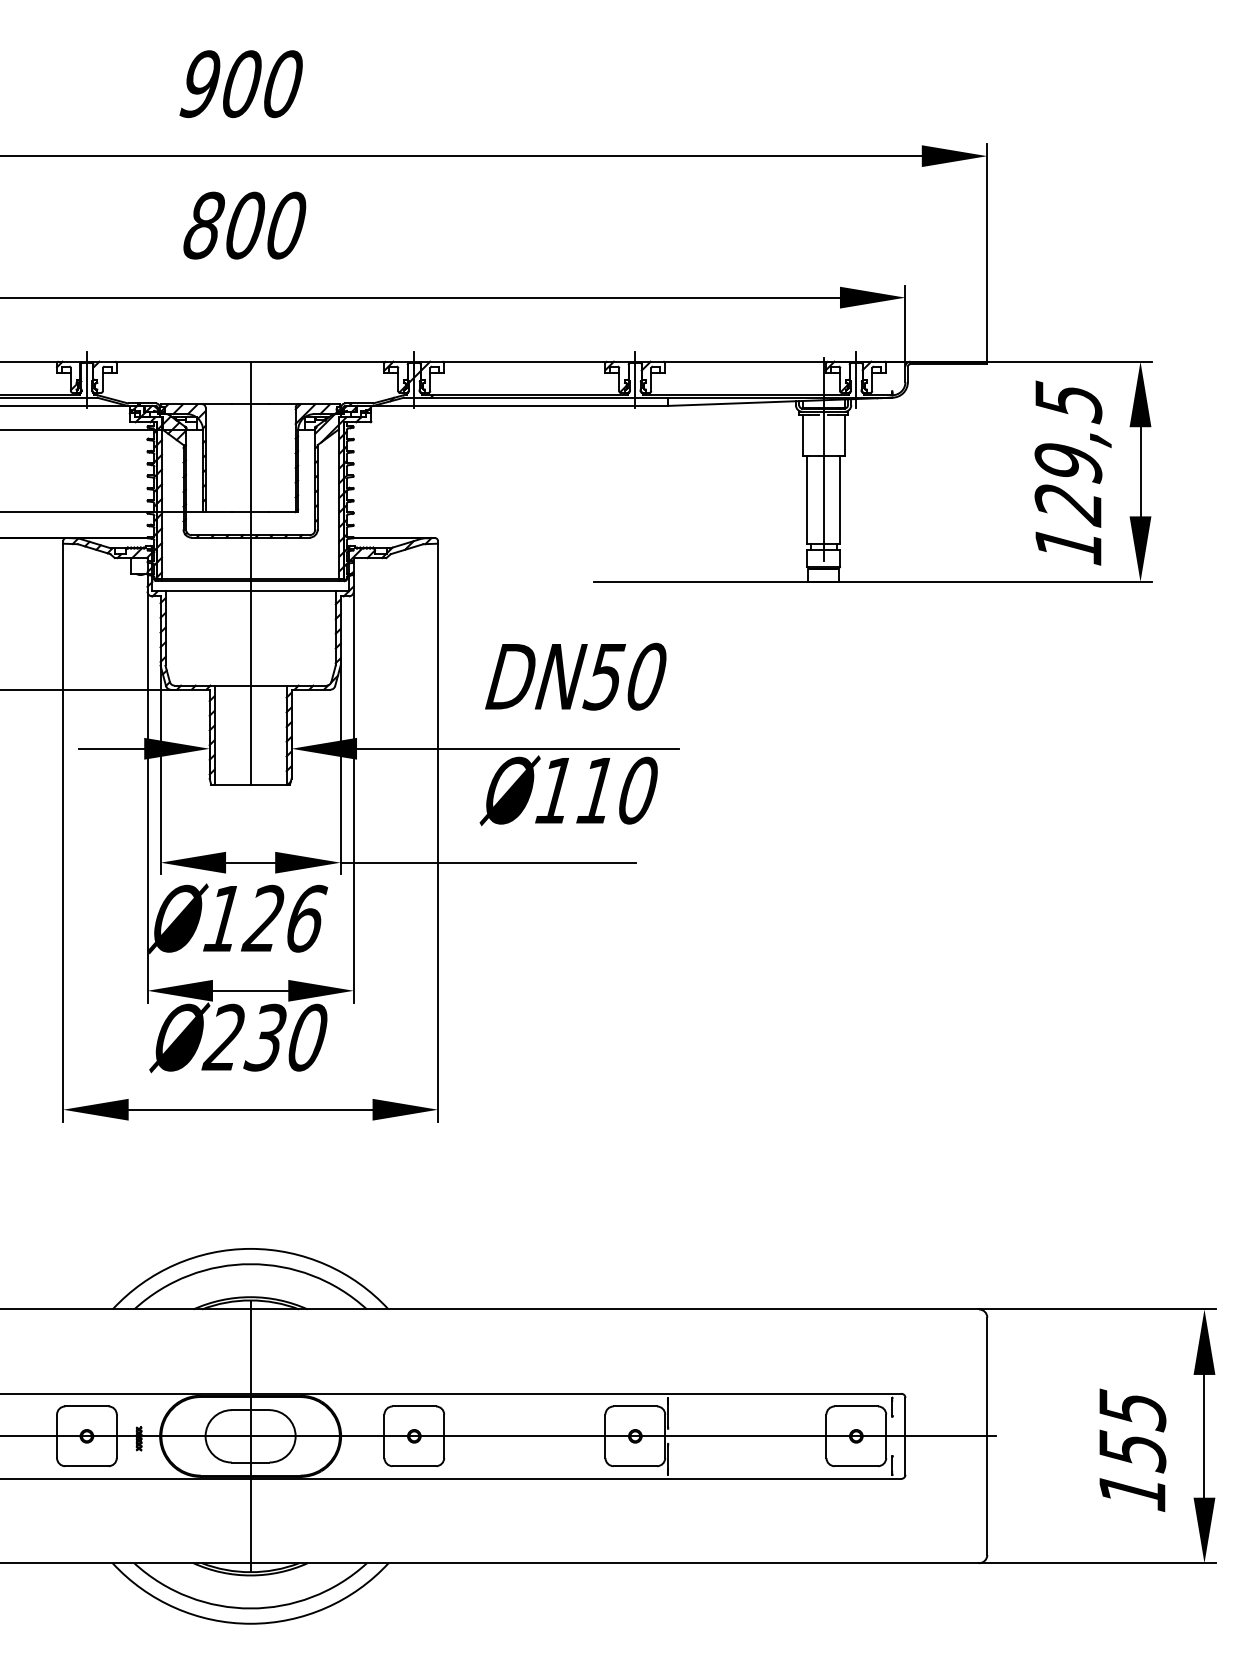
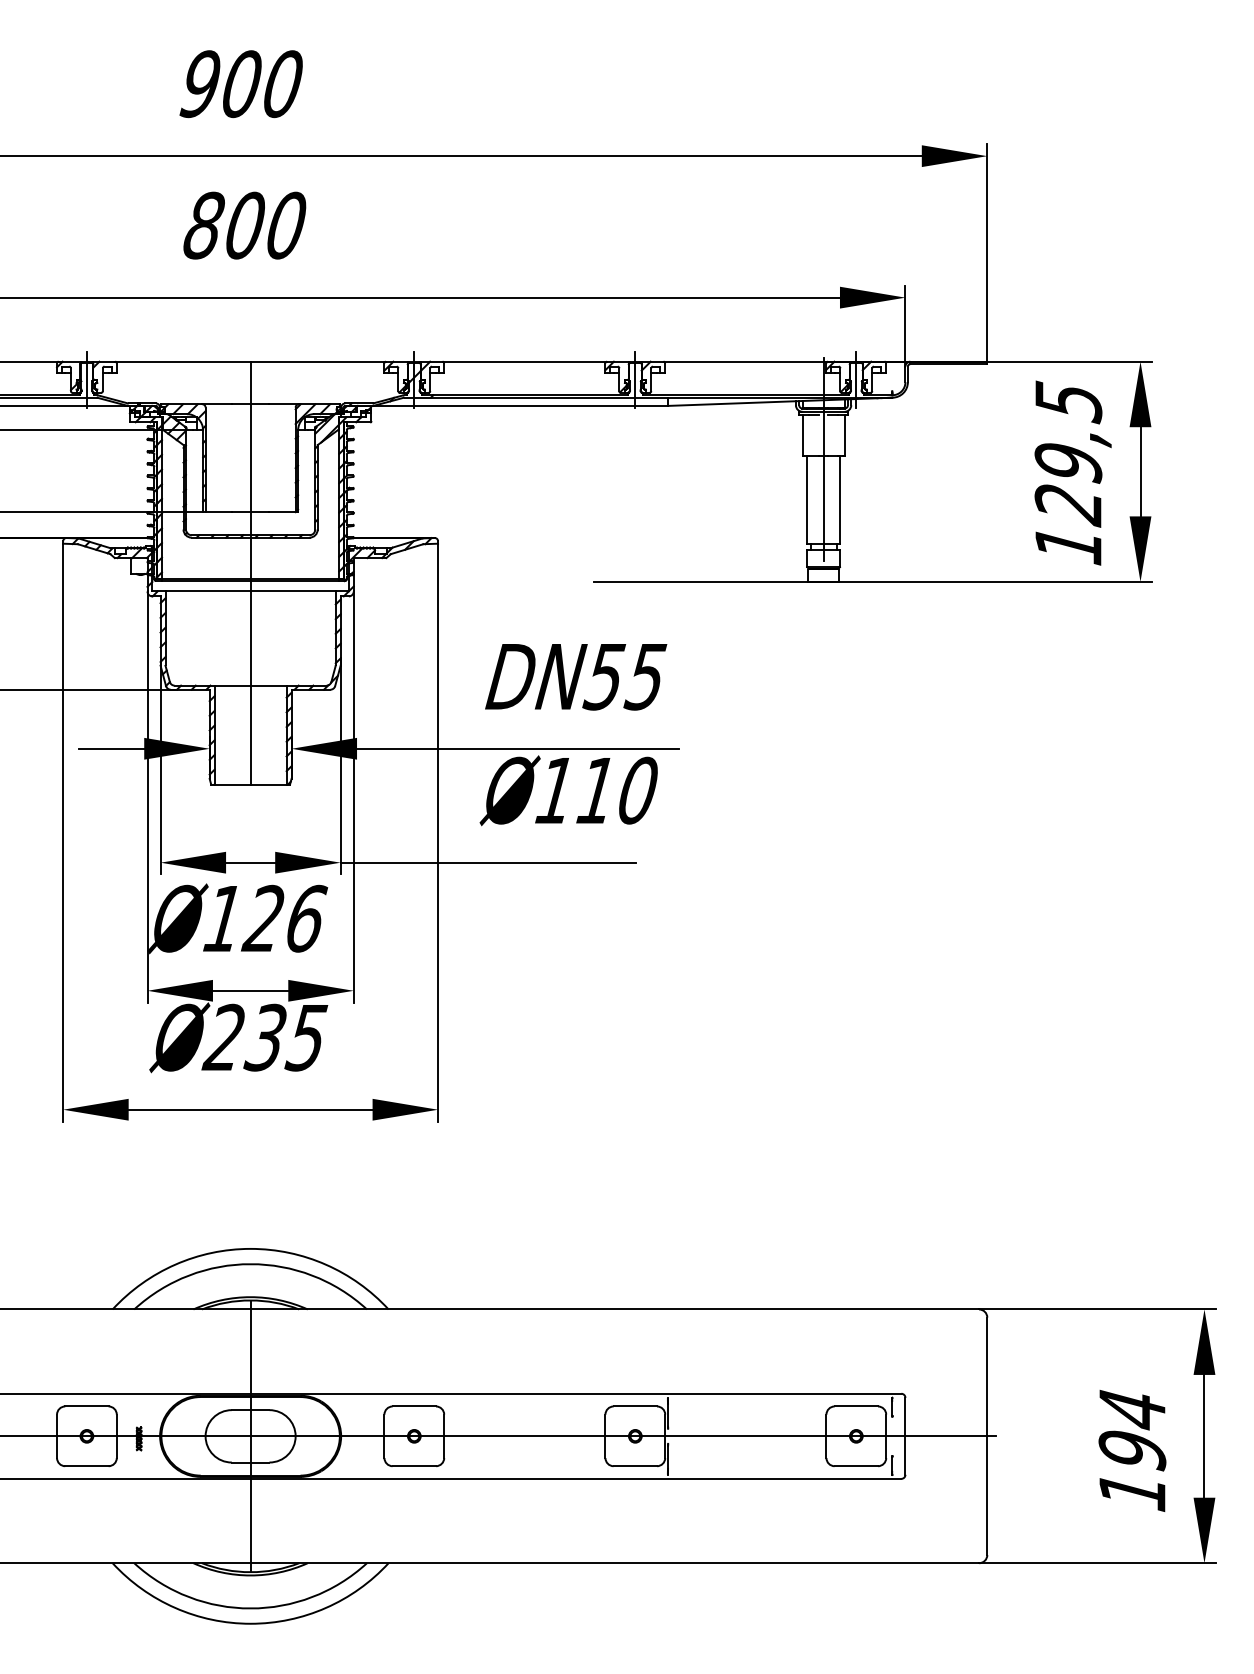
text: DN50 -> DN55 (645, 676)
text: Ø230 -> Ø235 (306, 1037)
text: 155 -> 194 (1132, 1430)
